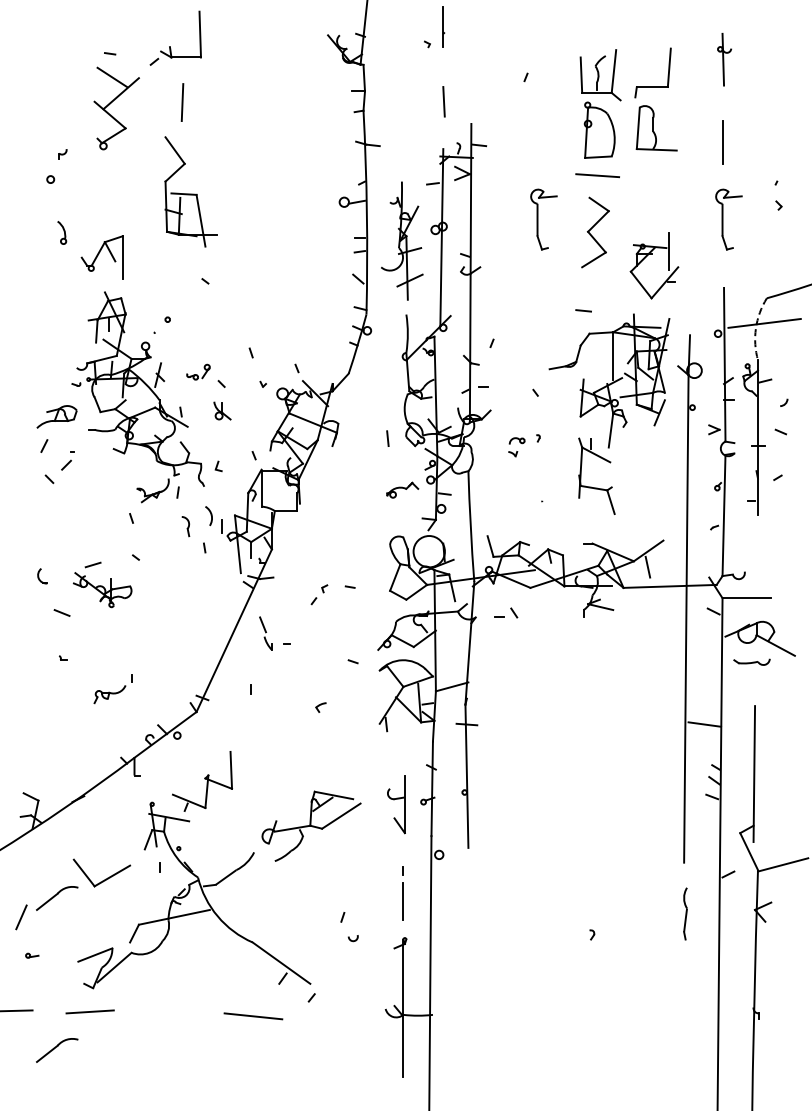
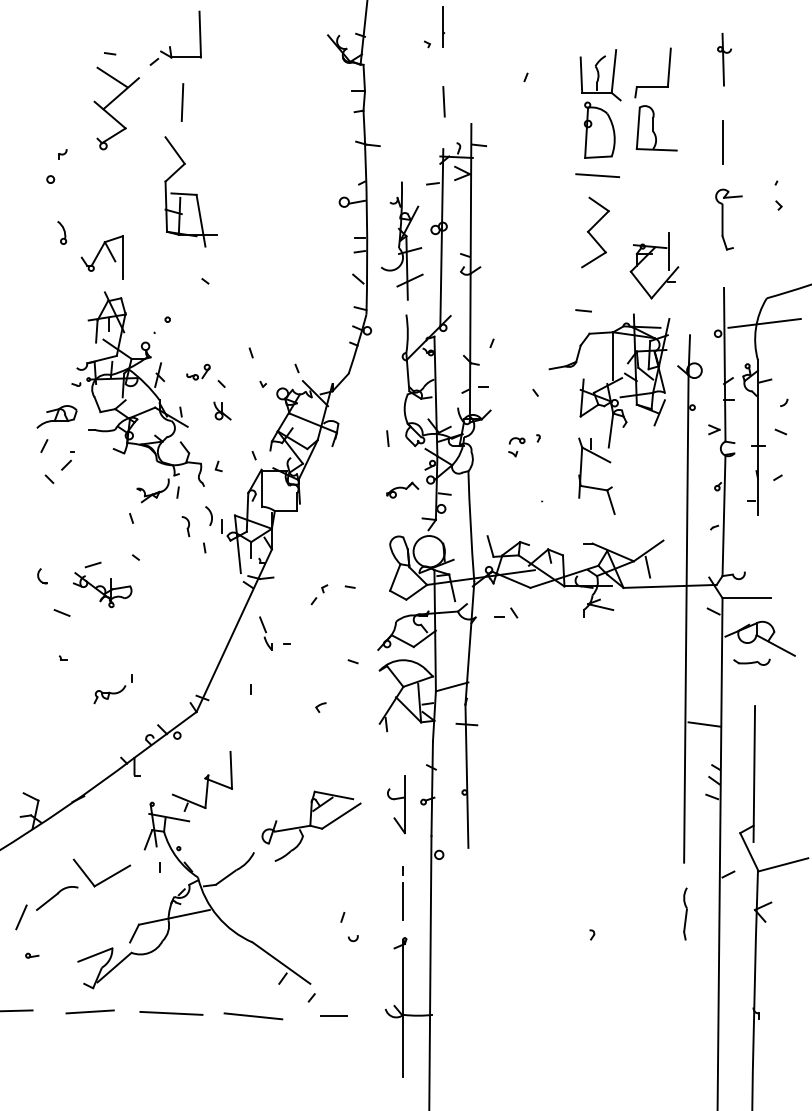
part: present -> none (543, 219)
arc: dashed -> solid (755, 328)
line: none -> present (171, 1012)
line: none -> present (333, 1016)
part: present -> none (57, 1050)
